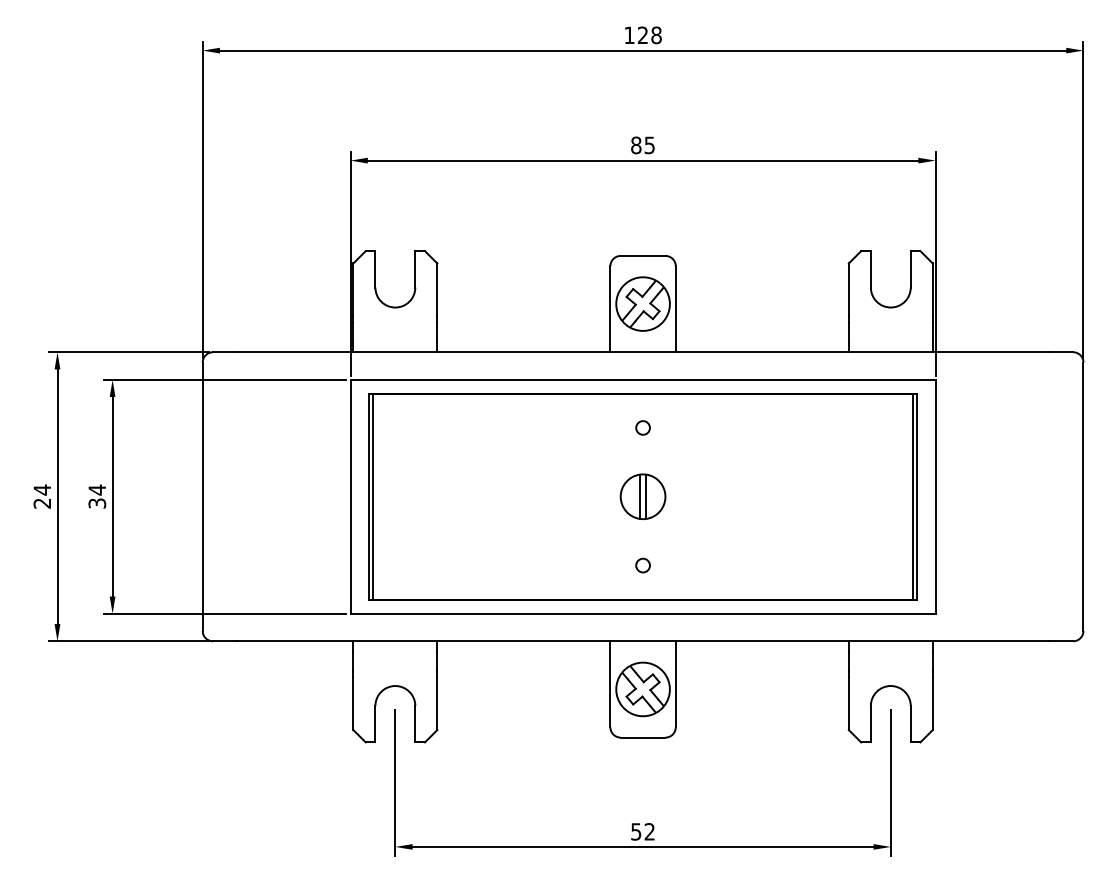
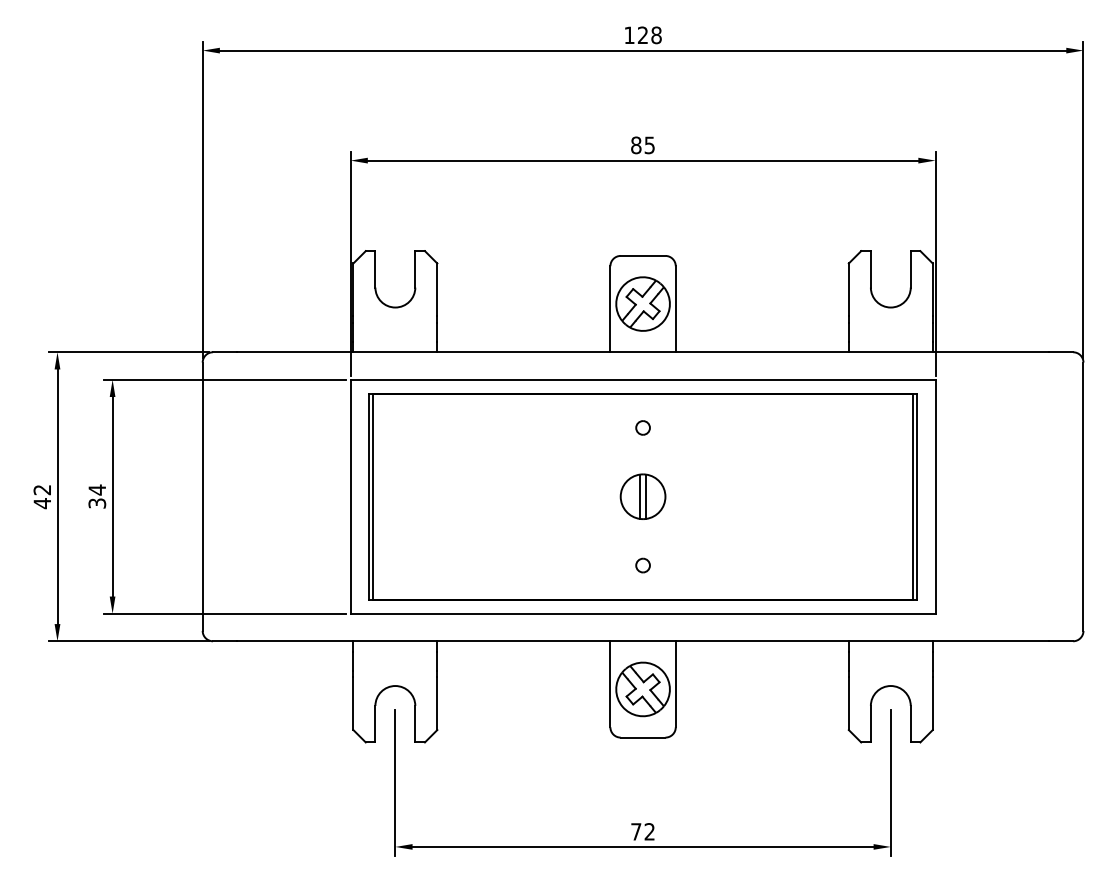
text: 24 -> 42 (41, 496)
text: 52 -> 72 (636, 831)
